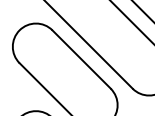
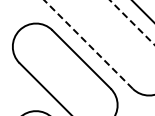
line: solid -> dashed (132, 22)
line: solid -> dashed (88, 44)
